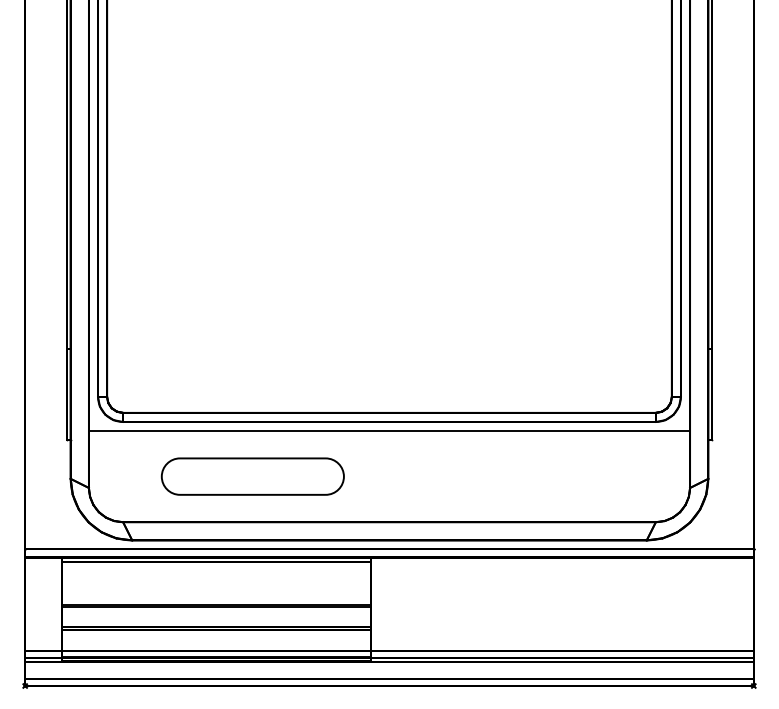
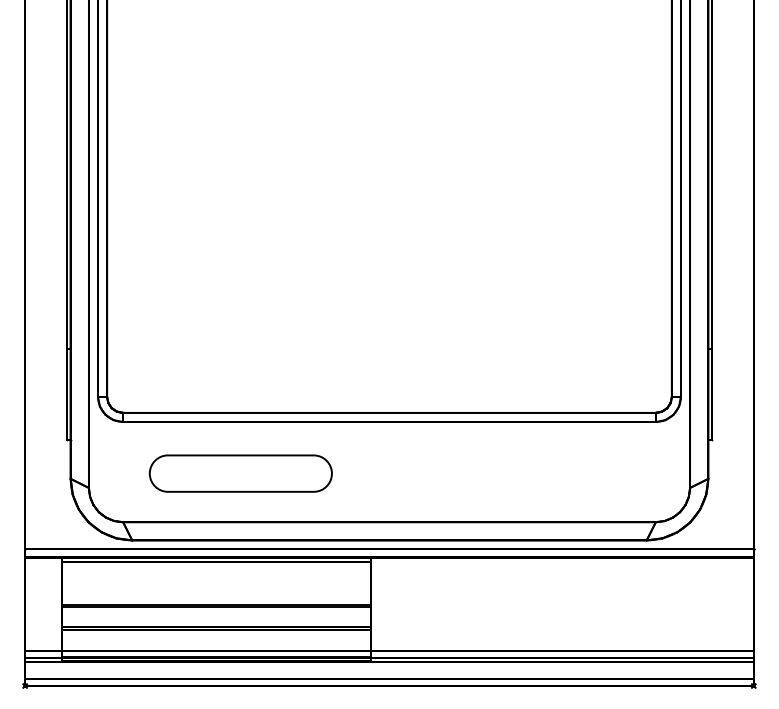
line: present -> none (389, 431)
part position: (252, 476) -> (240, 473) (240, 473)
